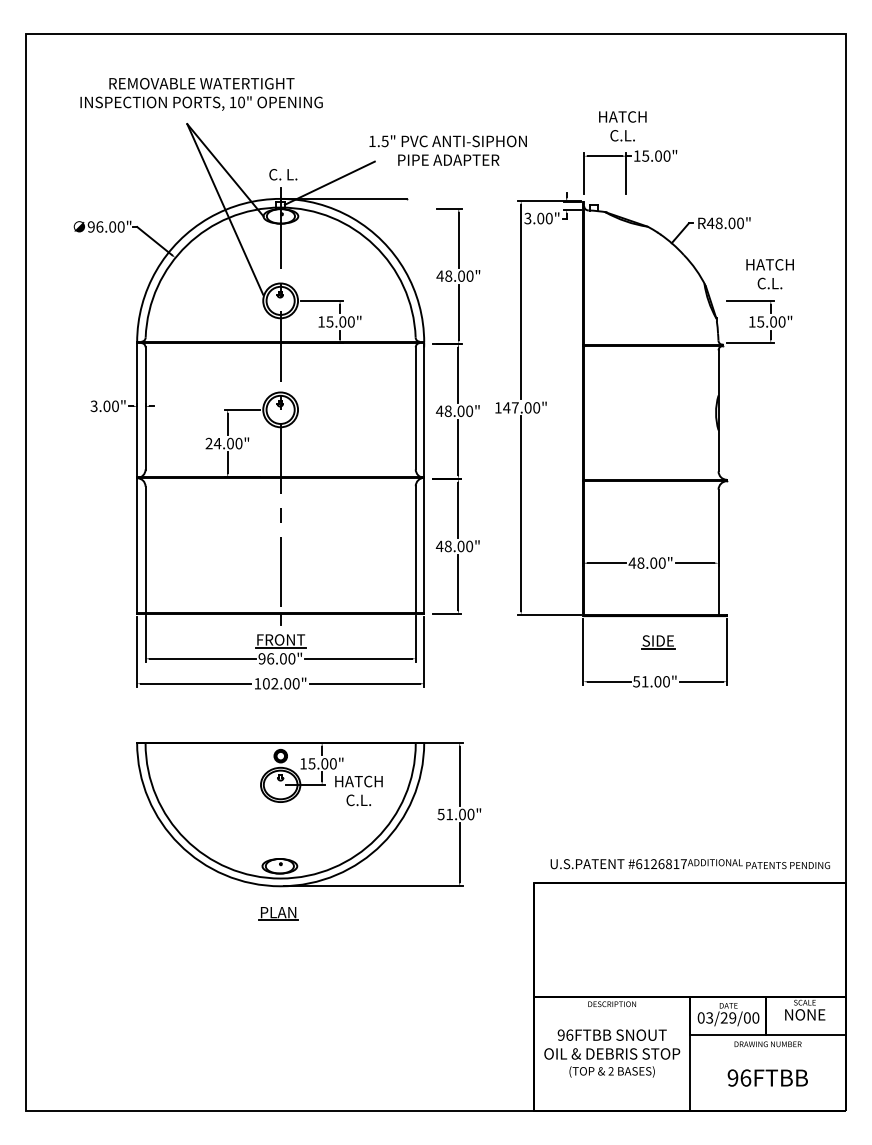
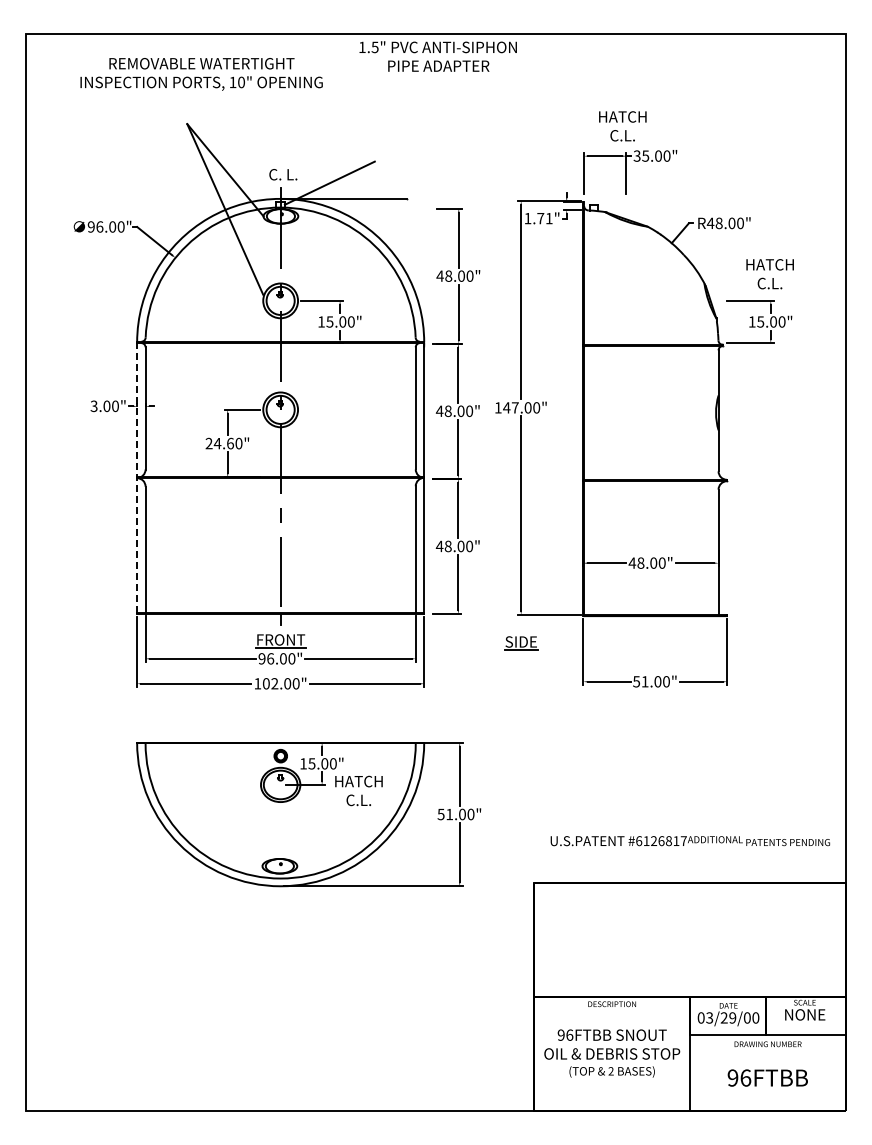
text position: (201, 94) -> (201, 74) (201, 74)
text position: (447, 150) -> (437, 56) (437, 56)
text: 15.00" -> 35.00" (636, 155)
text: 3.00" -> 1.71" (538, 218)
text: 24.00" -> 24.60" (230, 443)
line: solid -> dashed (137, 478)
part position: (658, 642) -> (521, 643) (521, 643)
text position: (690, 864) -> (690, 841) (690, 841)
part: present -> none (278, 913)
